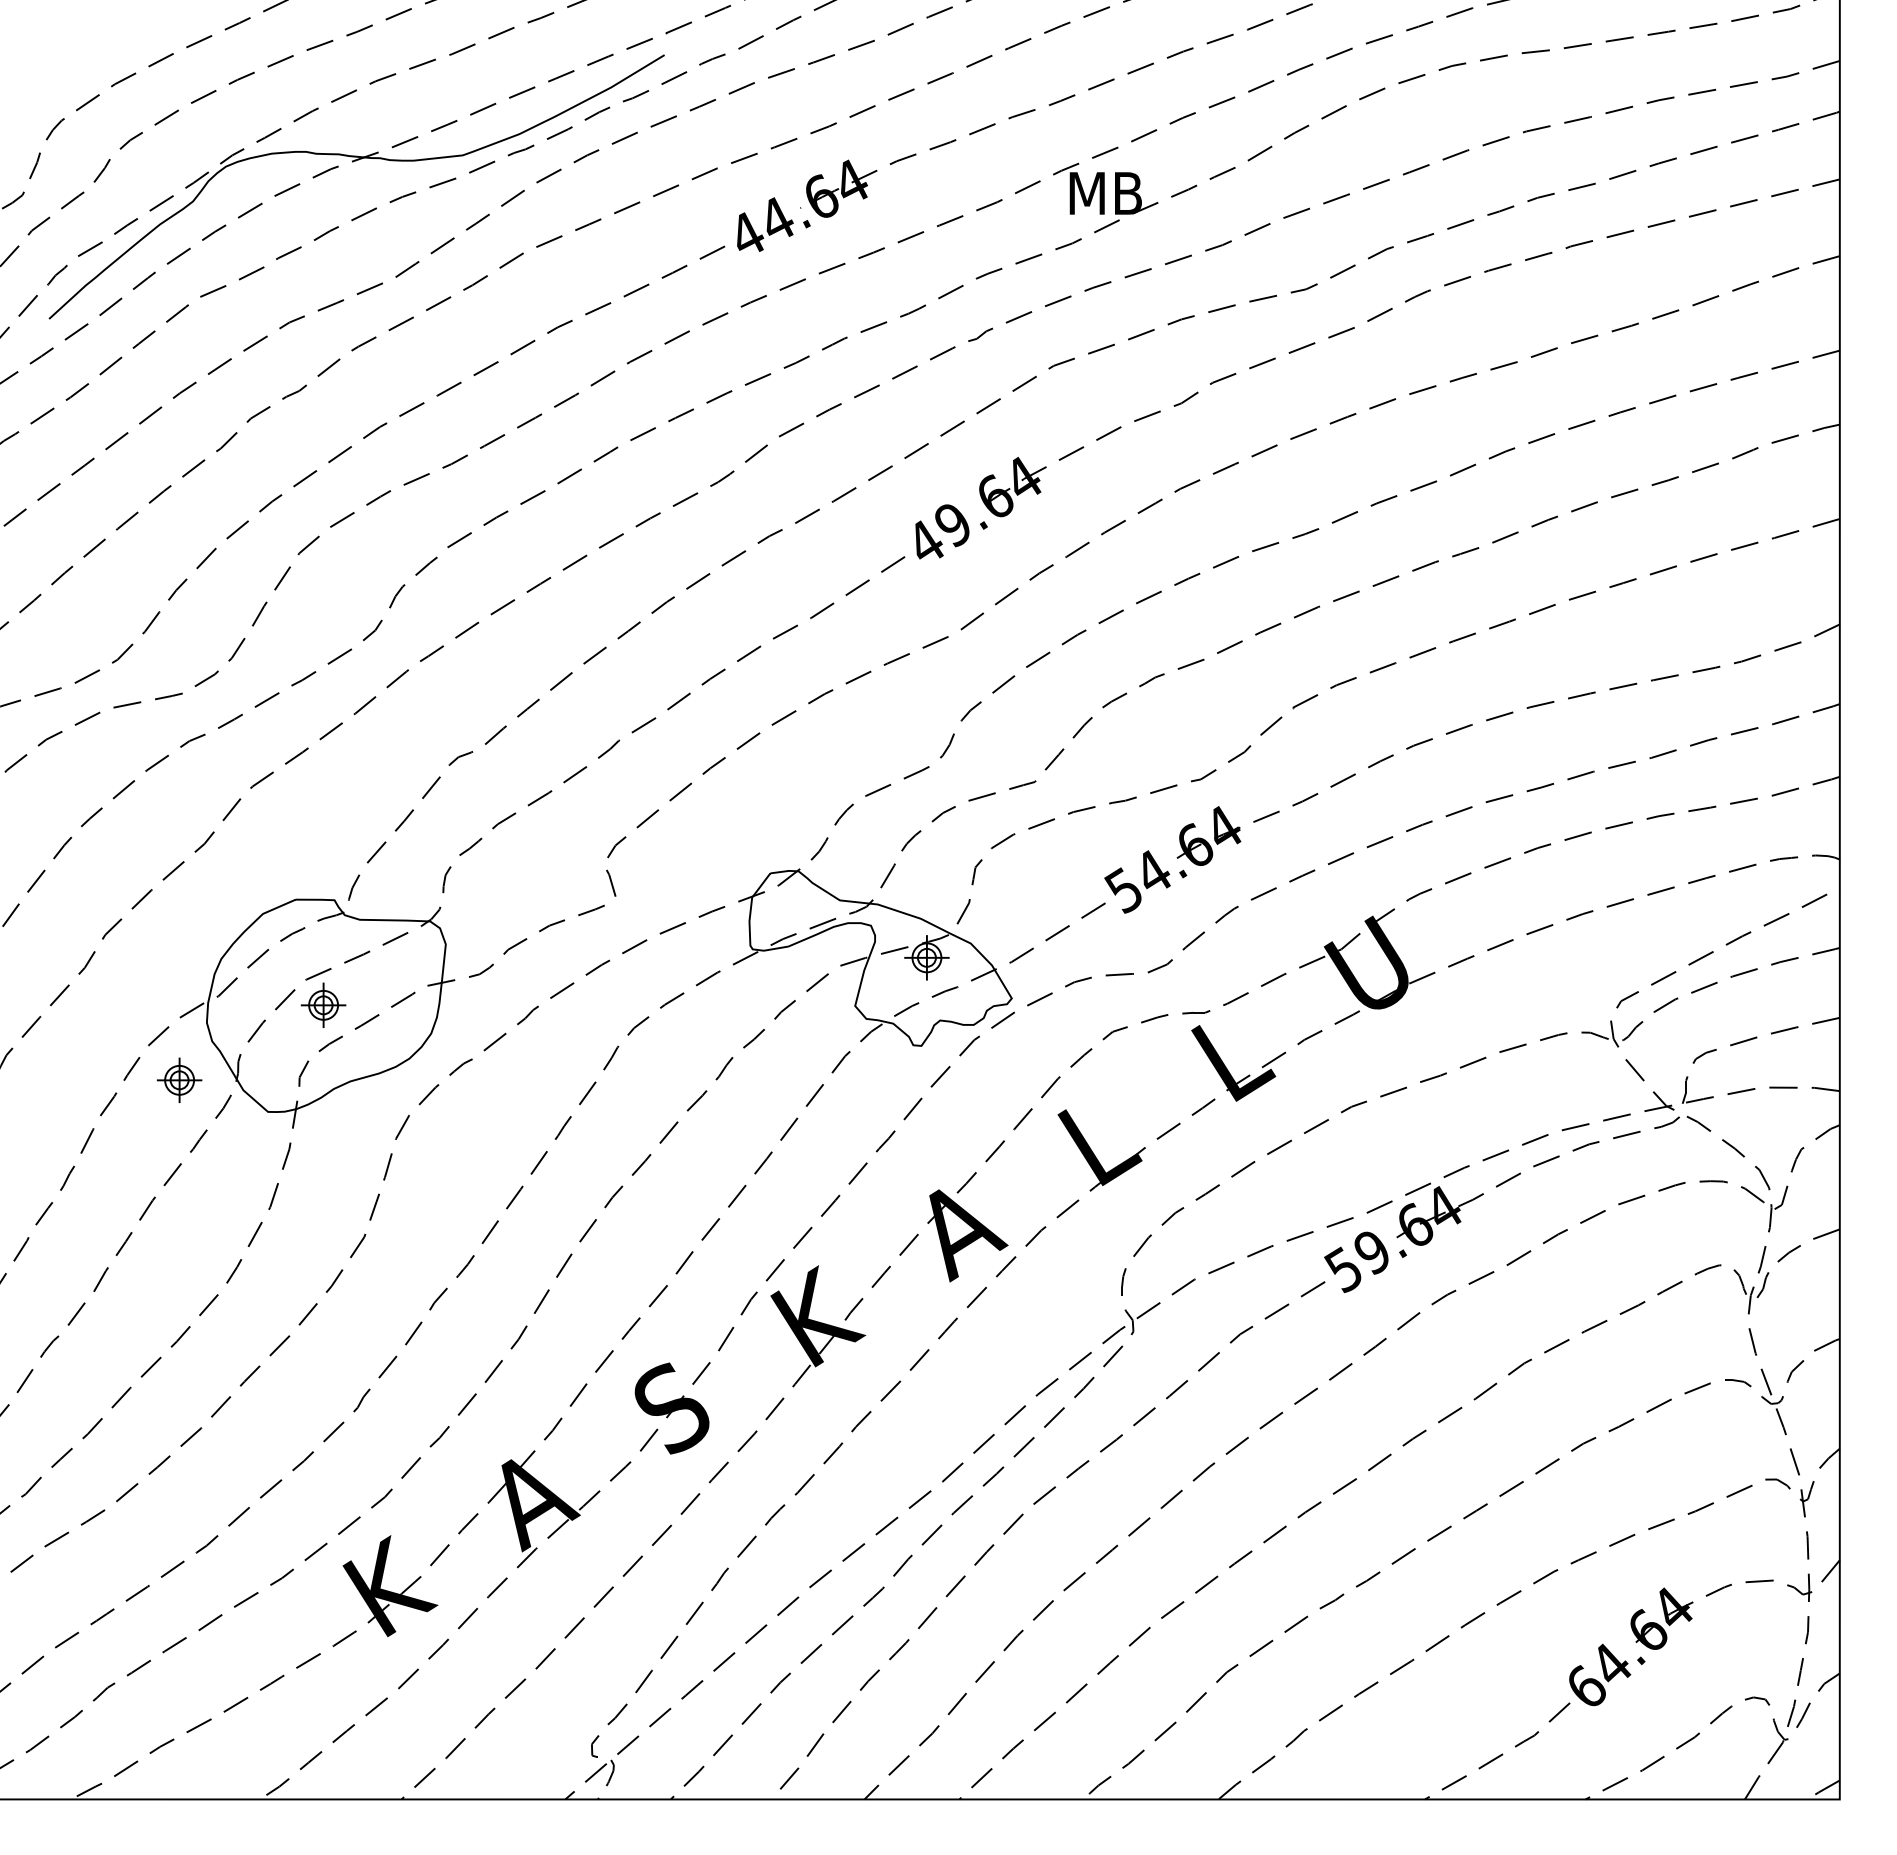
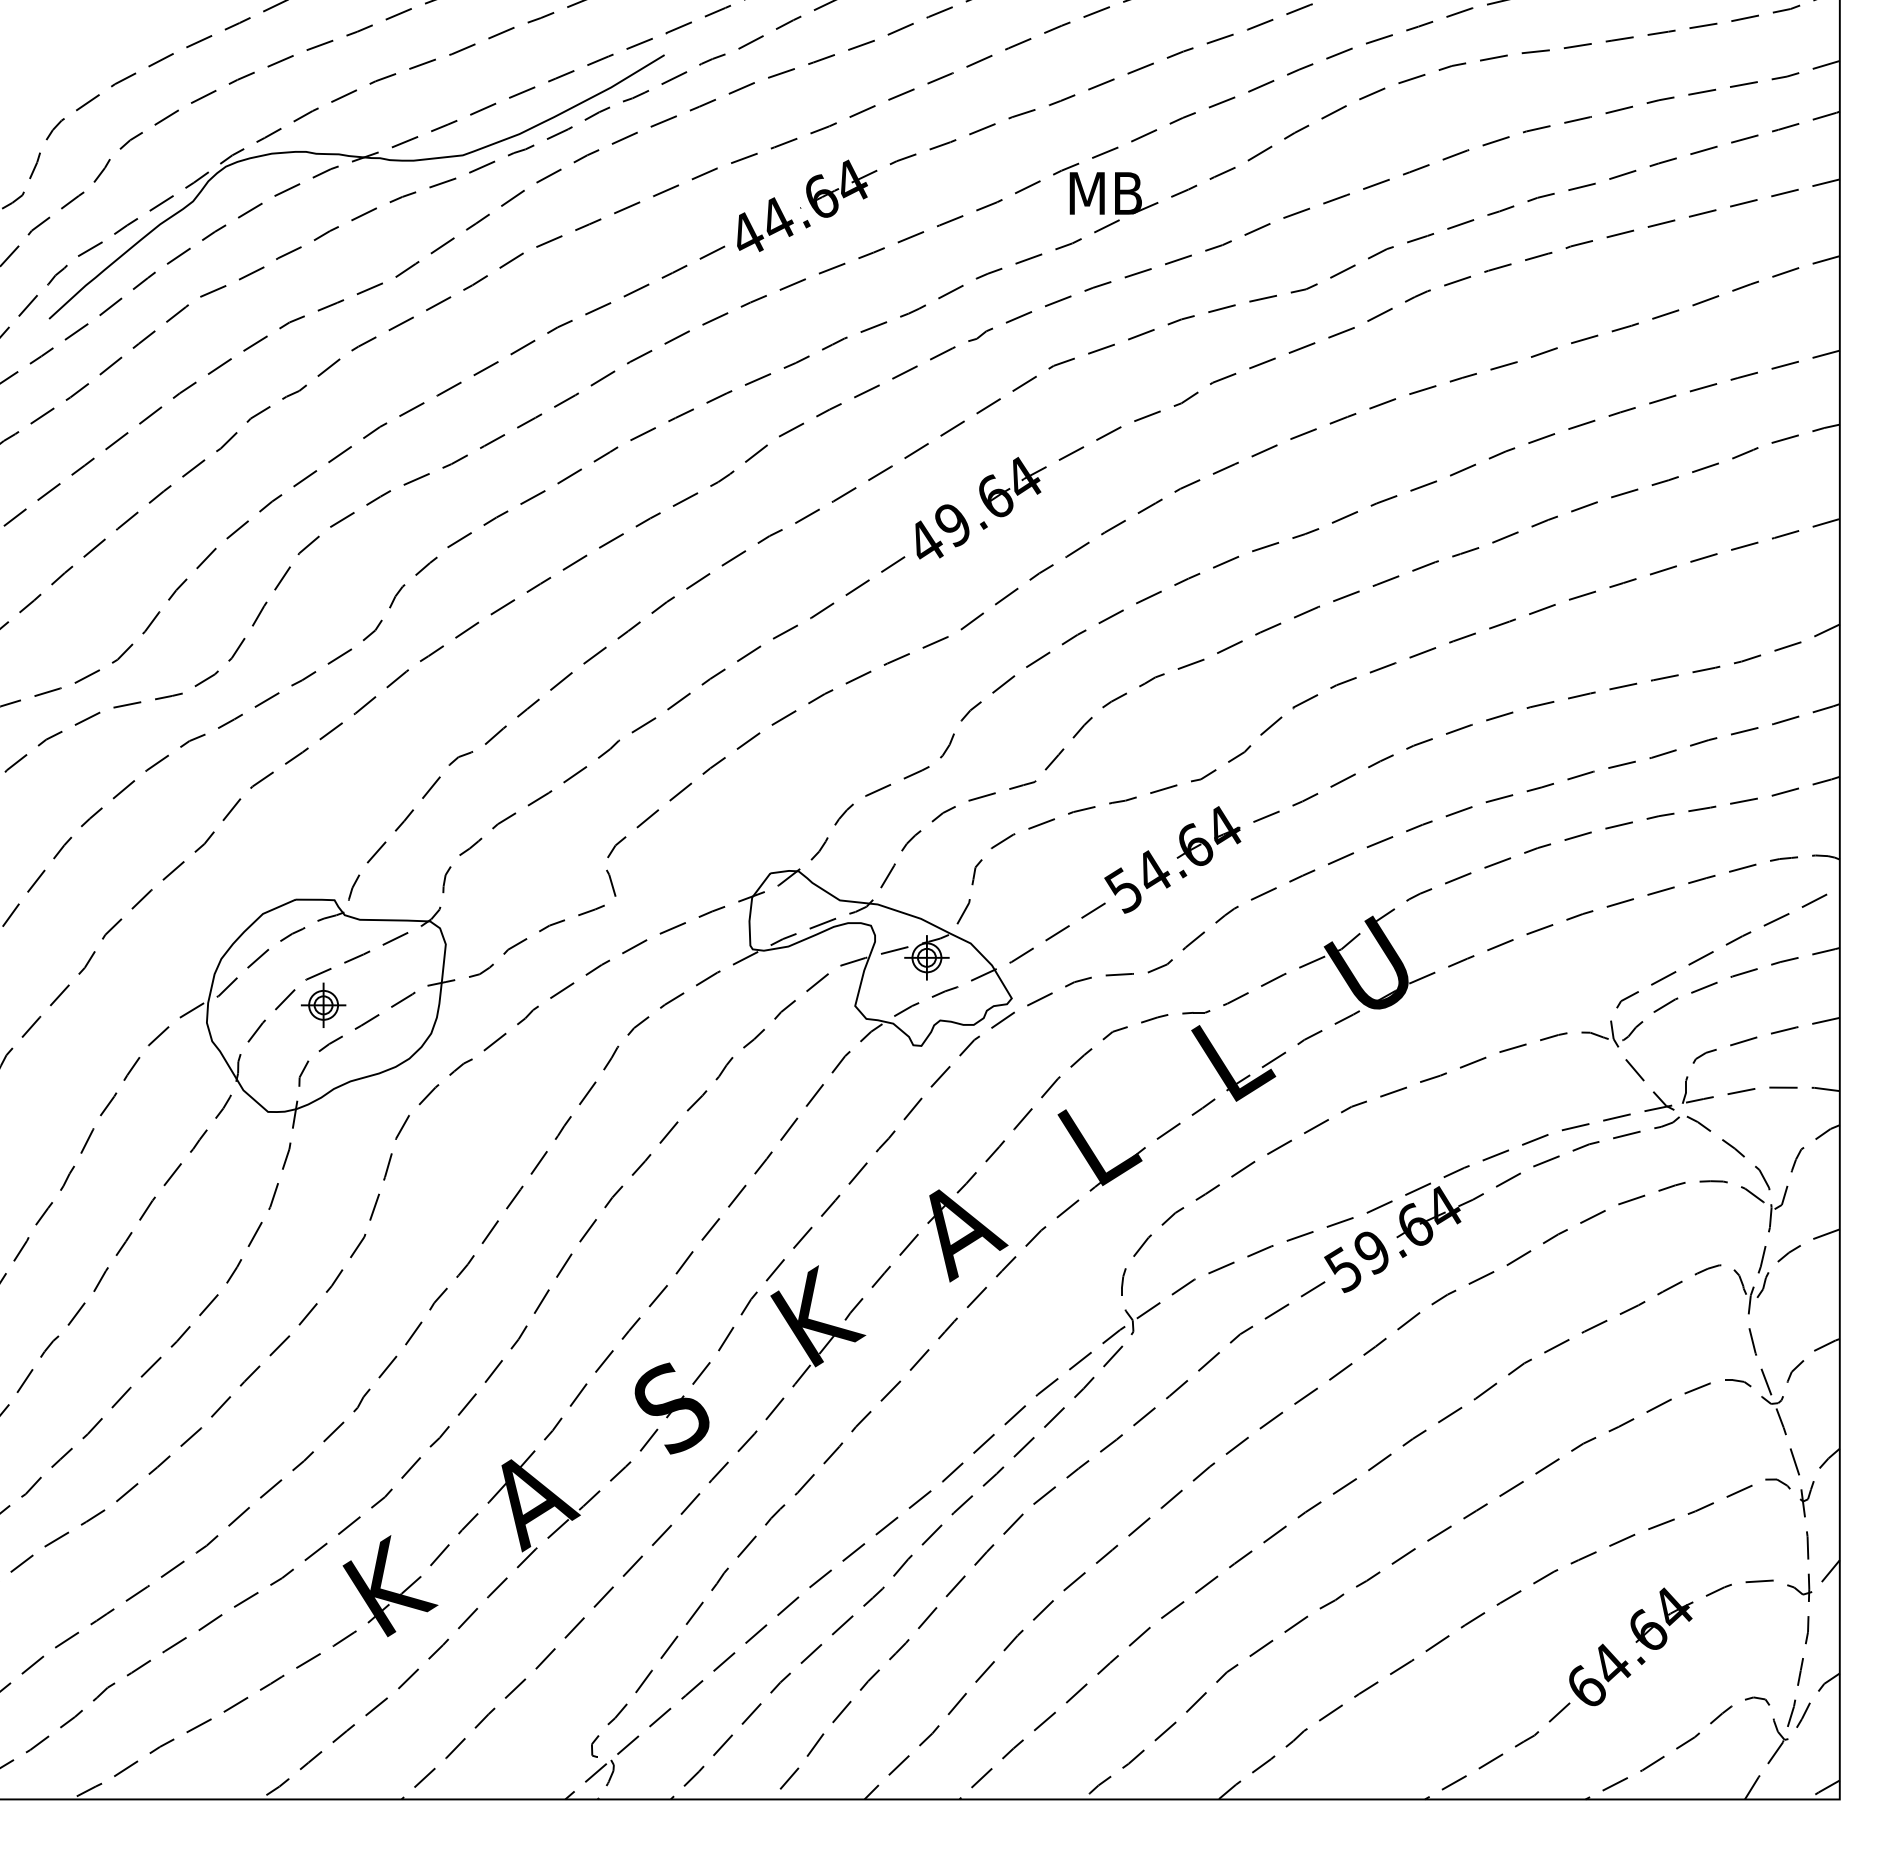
part: present -> none (179, 1079)
